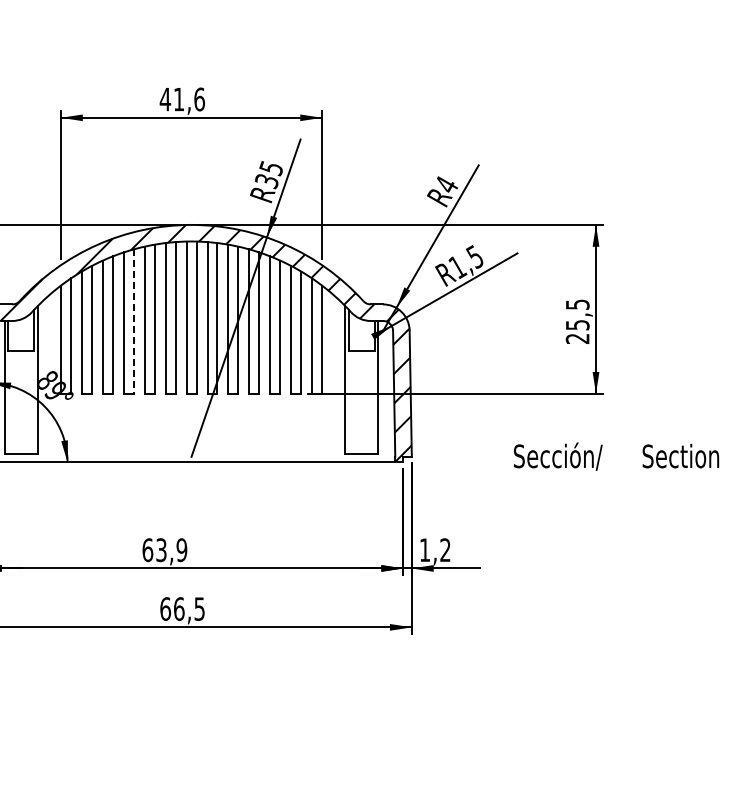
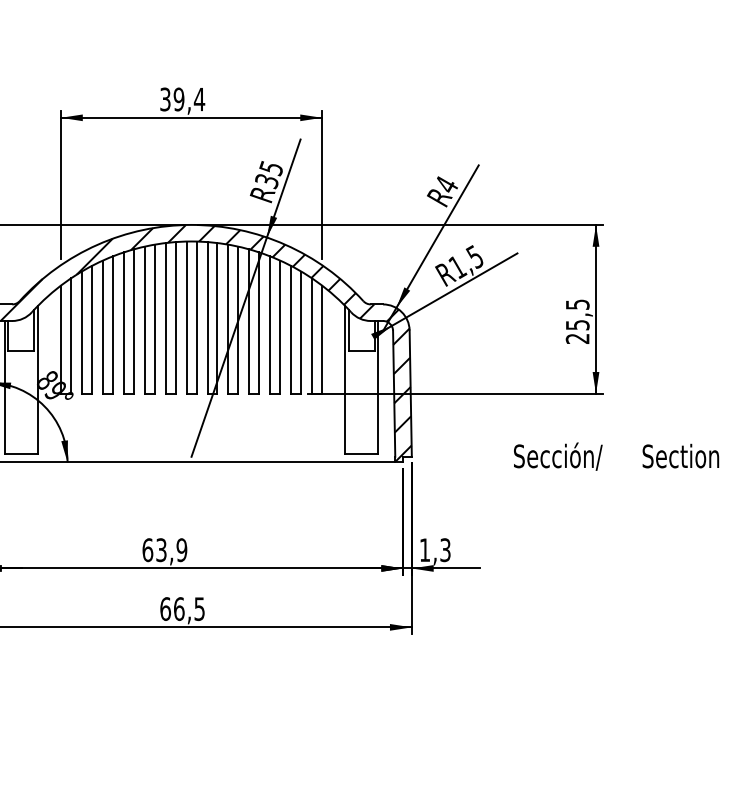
text: 41,6 -> 39,4 (182, 99)
line: dashed -> solid (133, 322)
text: 1,2 -> 1,3 (445, 550)
